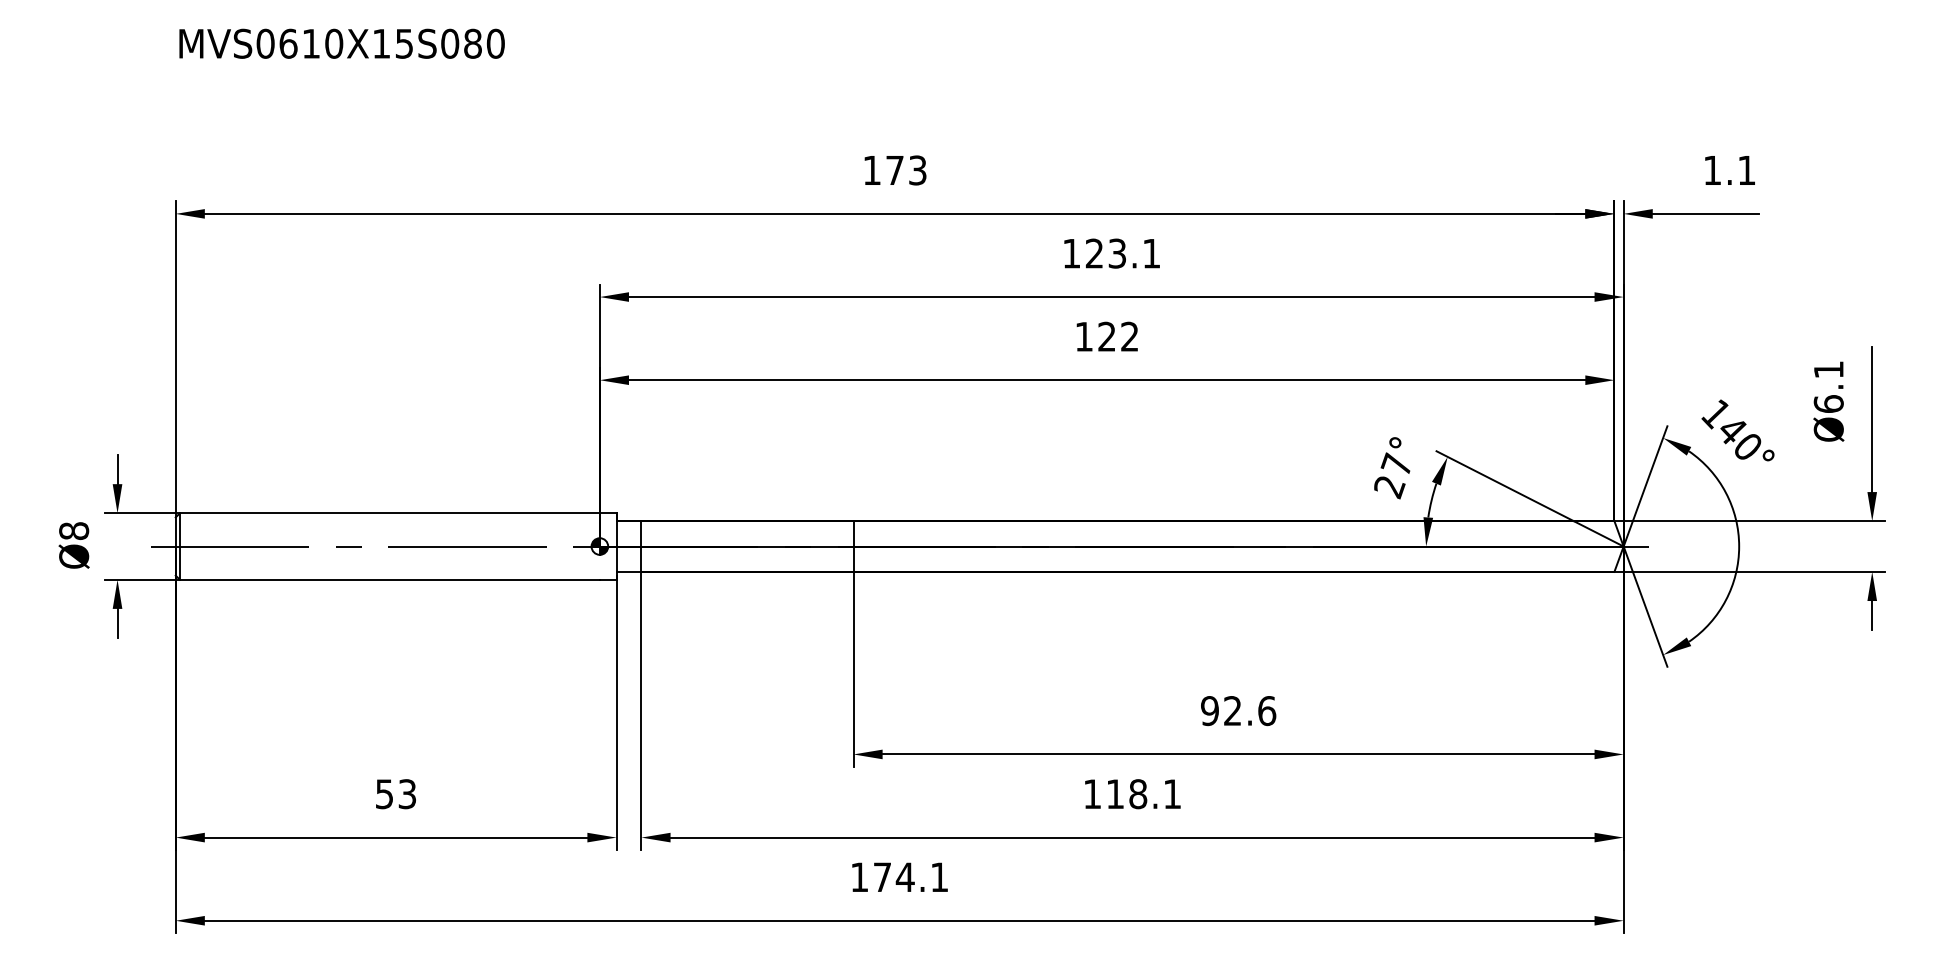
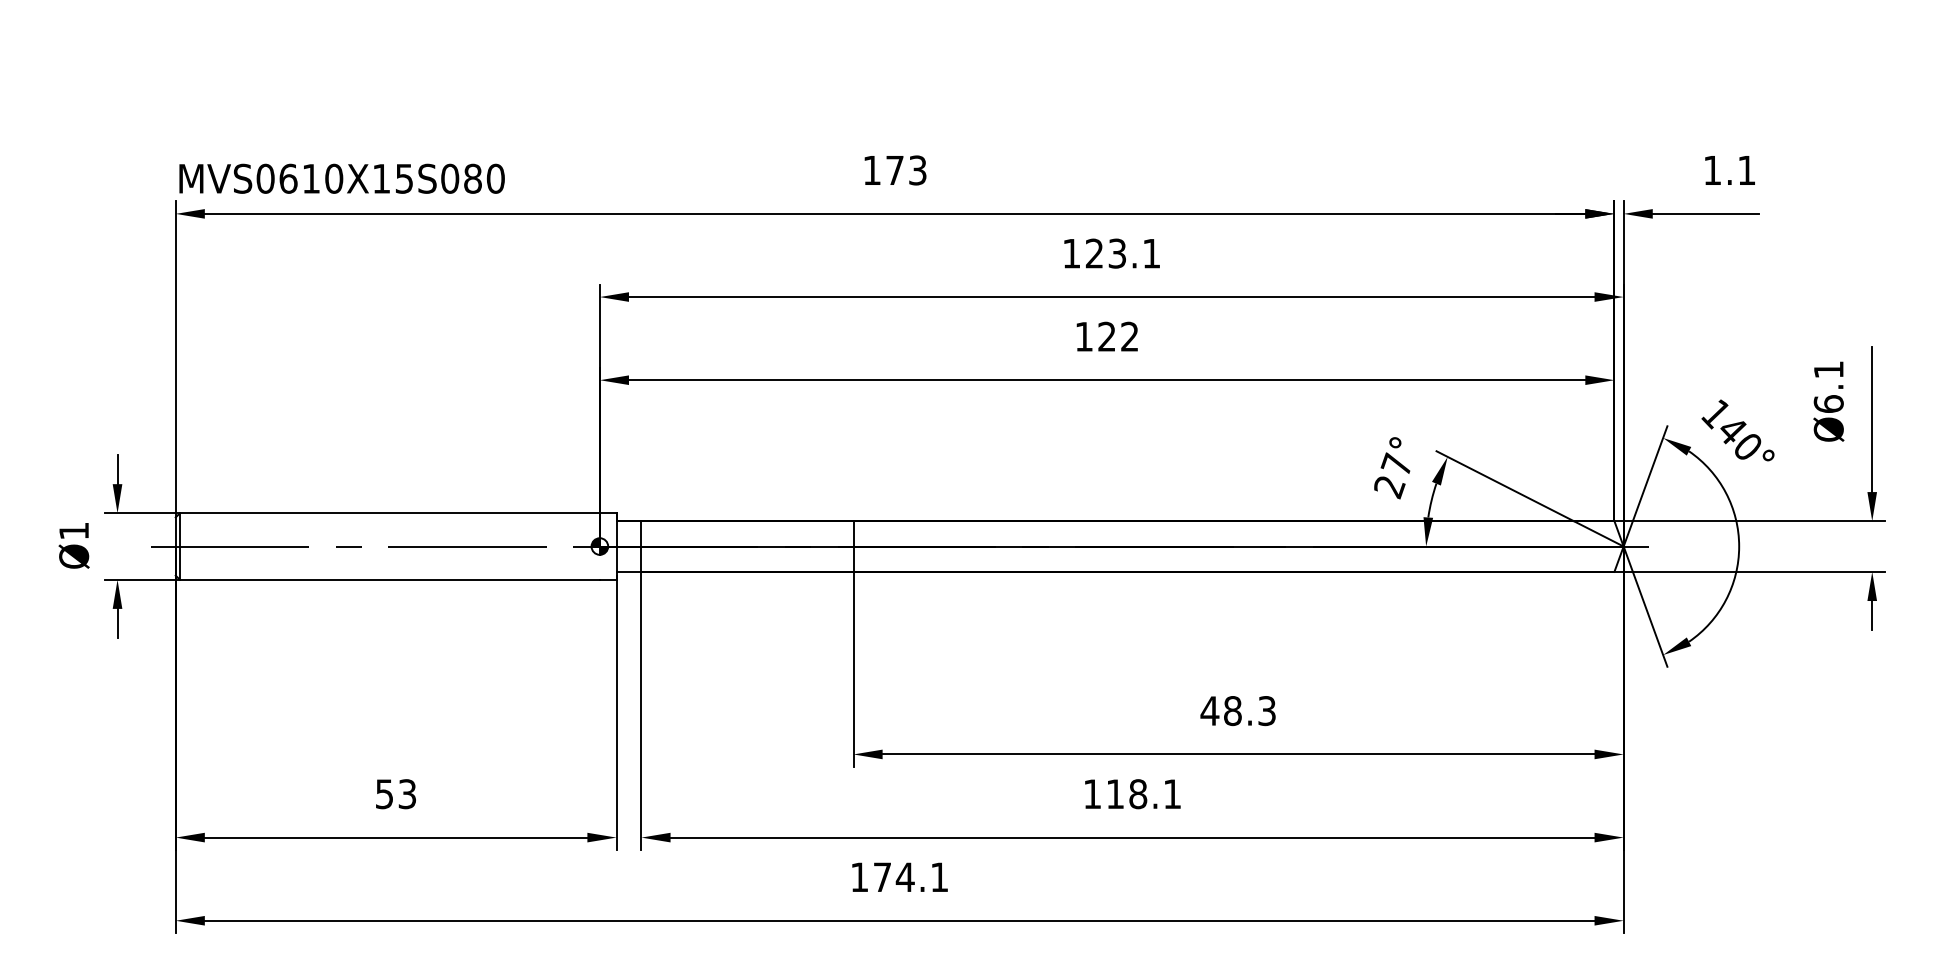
text position: (341, 43) -> (341, 178) (341, 178)
text: Ø8 -> Ø1 (74, 531)
text: 92.6 -> 48.3 (1238, 711)
